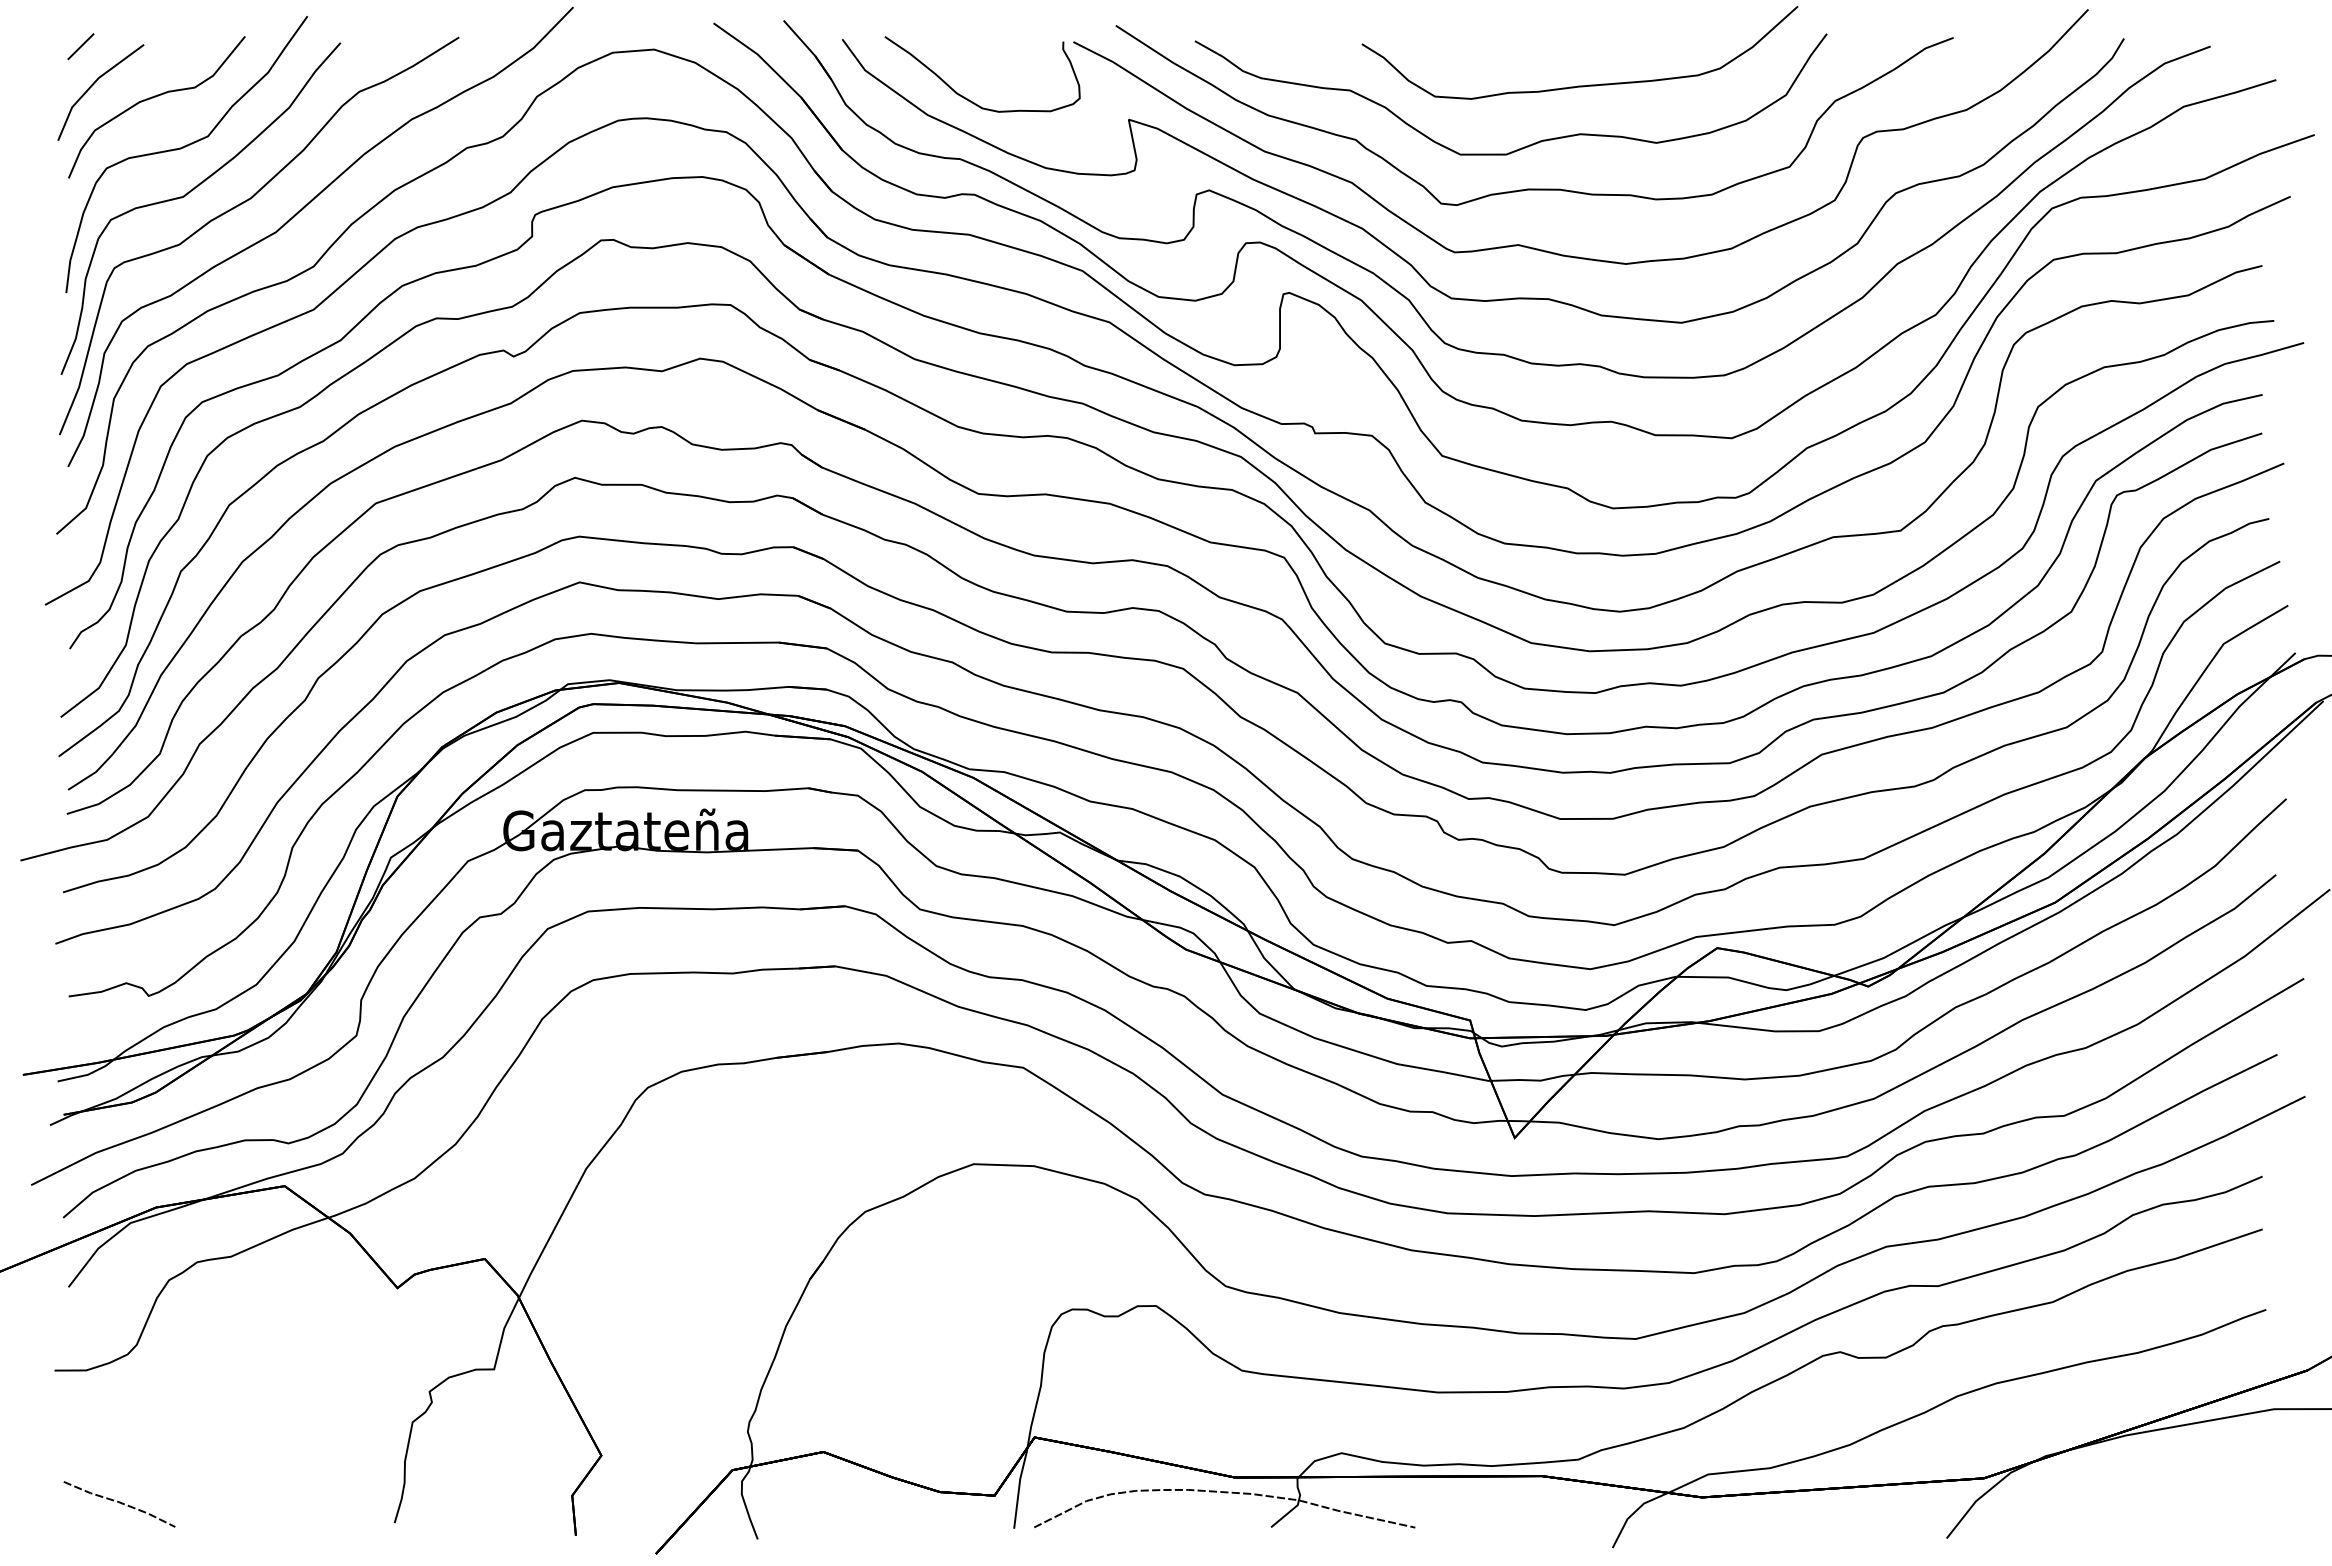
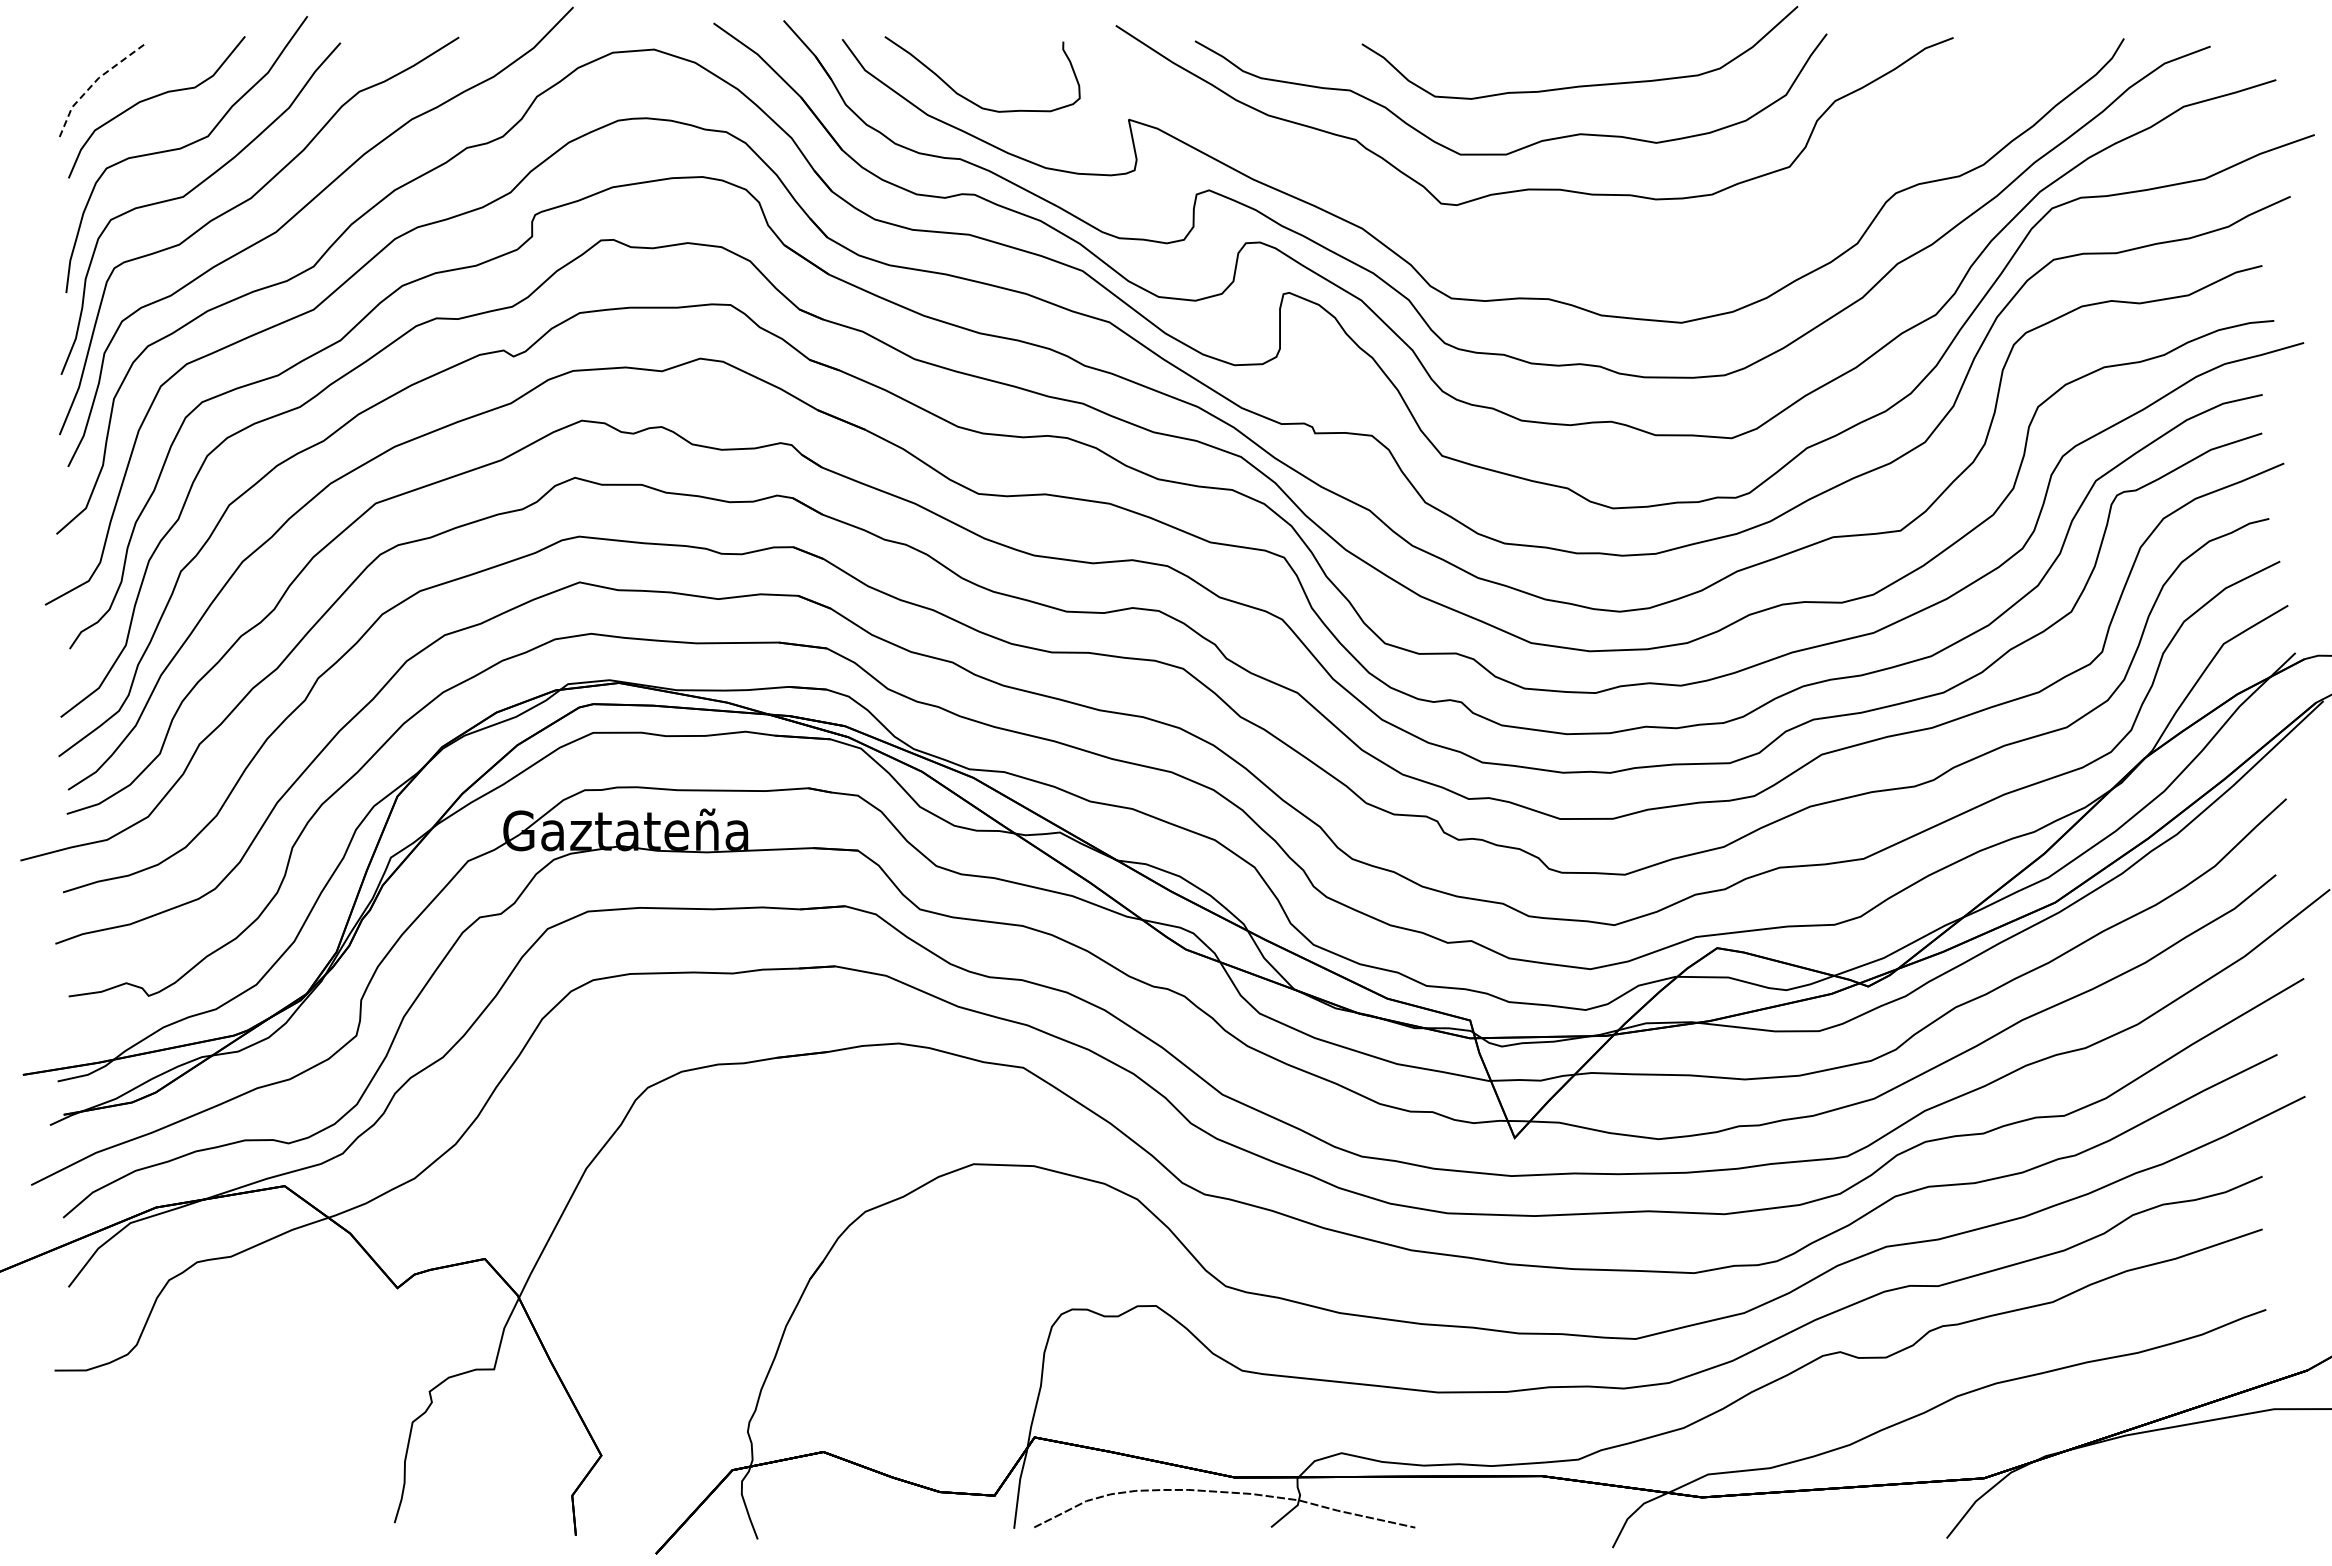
line: present -> none (80, 46)
line: solid -> dashed (92, 85)
curve: present -> none (1551, 251)
line: present -> none (119, 1503)
